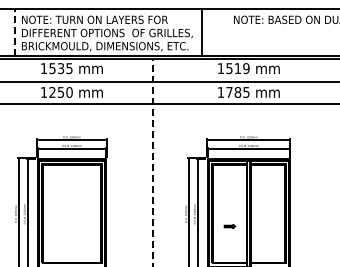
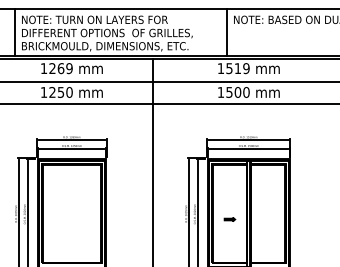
line: dashed -> solid (14, 32)
line position: (201, 32) -> (226, 32) (226, 32)
text: 1535 -> 1269 (60, 68)
text: 1785 -> 1500 (237, 91)
line: dashed -> solid (153, 162)
part position: (229, 226) -> (229, 219) (229, 219)
